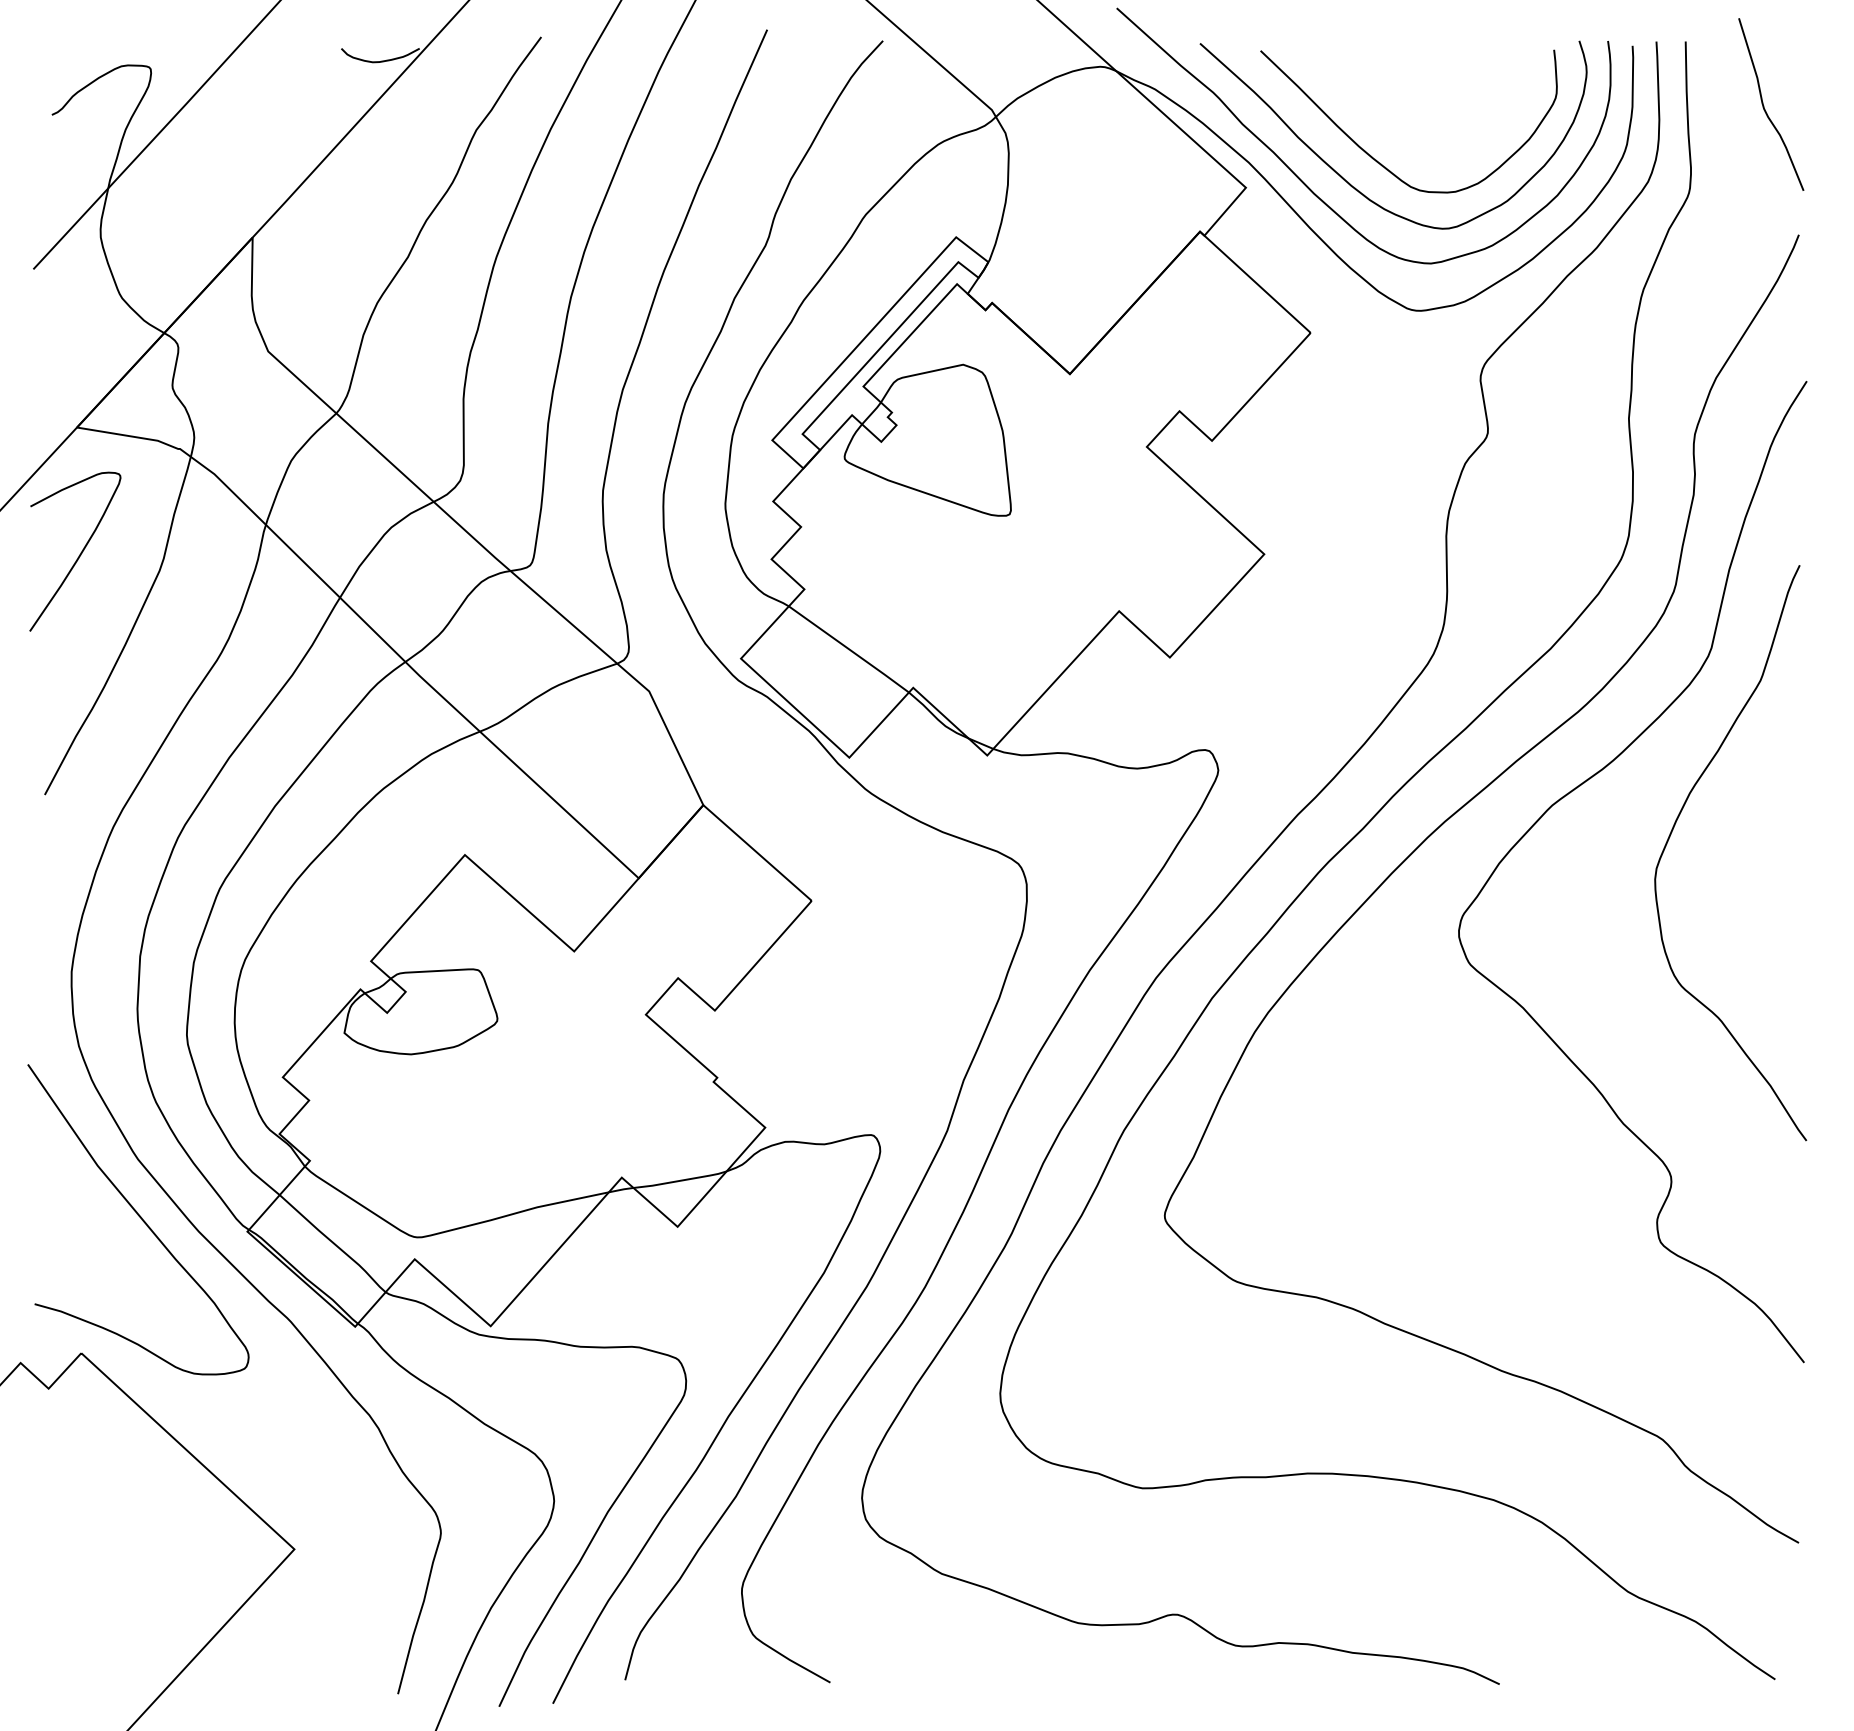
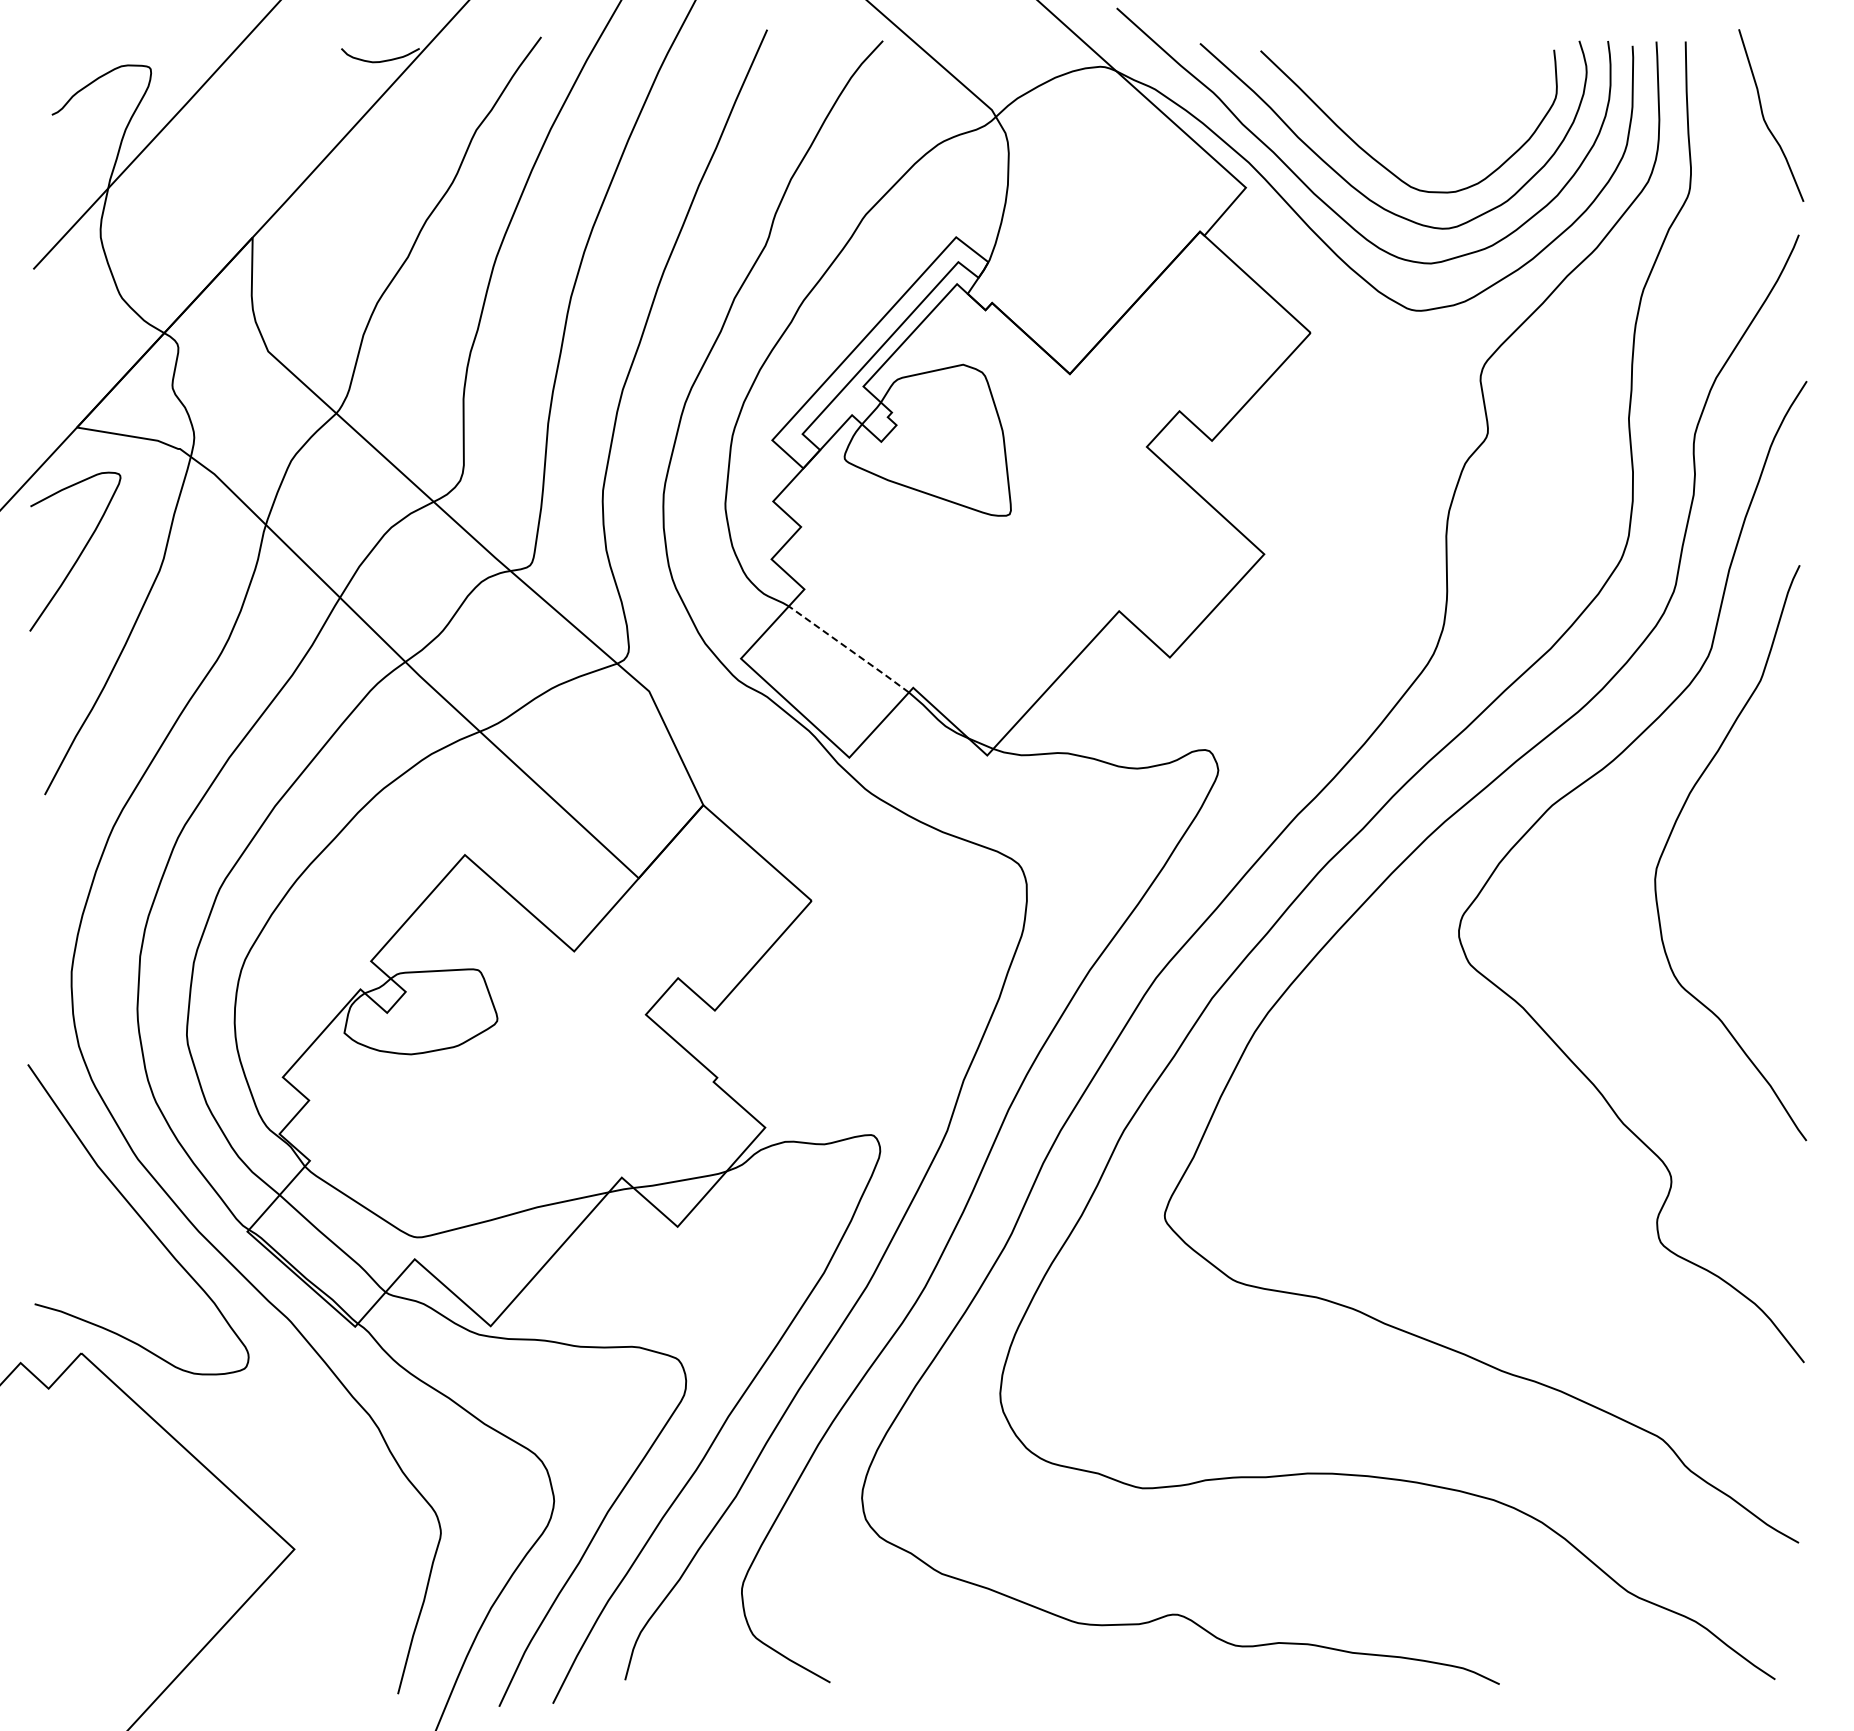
curve position: (1764, 105) -> (1764, 116) (1764, 116)
line: solid -> dashed (849, 649)
